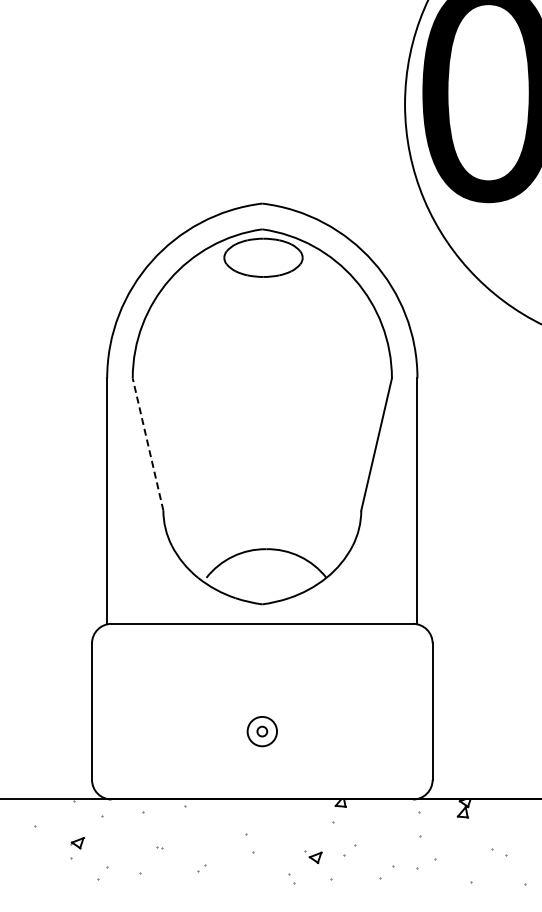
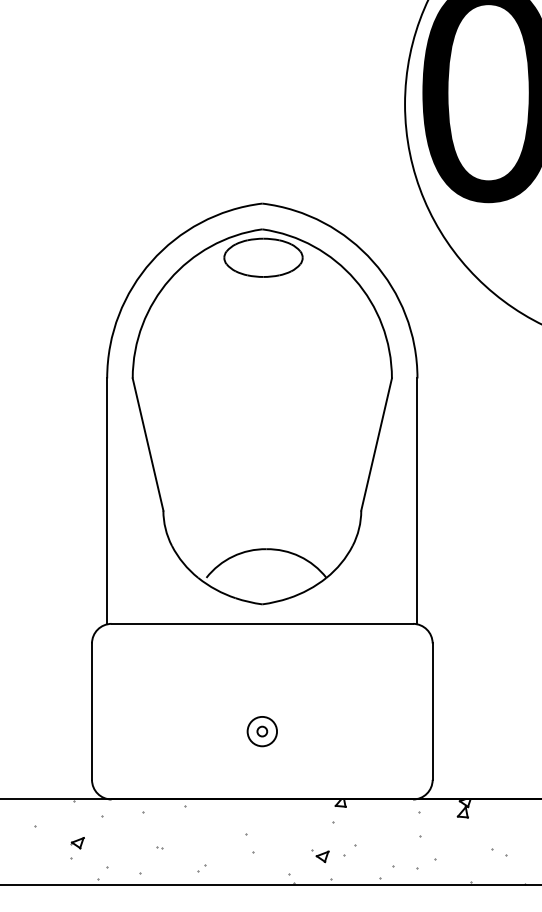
line: dashed -> solid (148, 444)
part position: (313, 857) -> (320, 856) (320, 856)
line: none -> present (270, 884)
